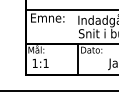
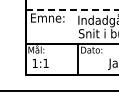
line: solid -> dashed (72, 10)
